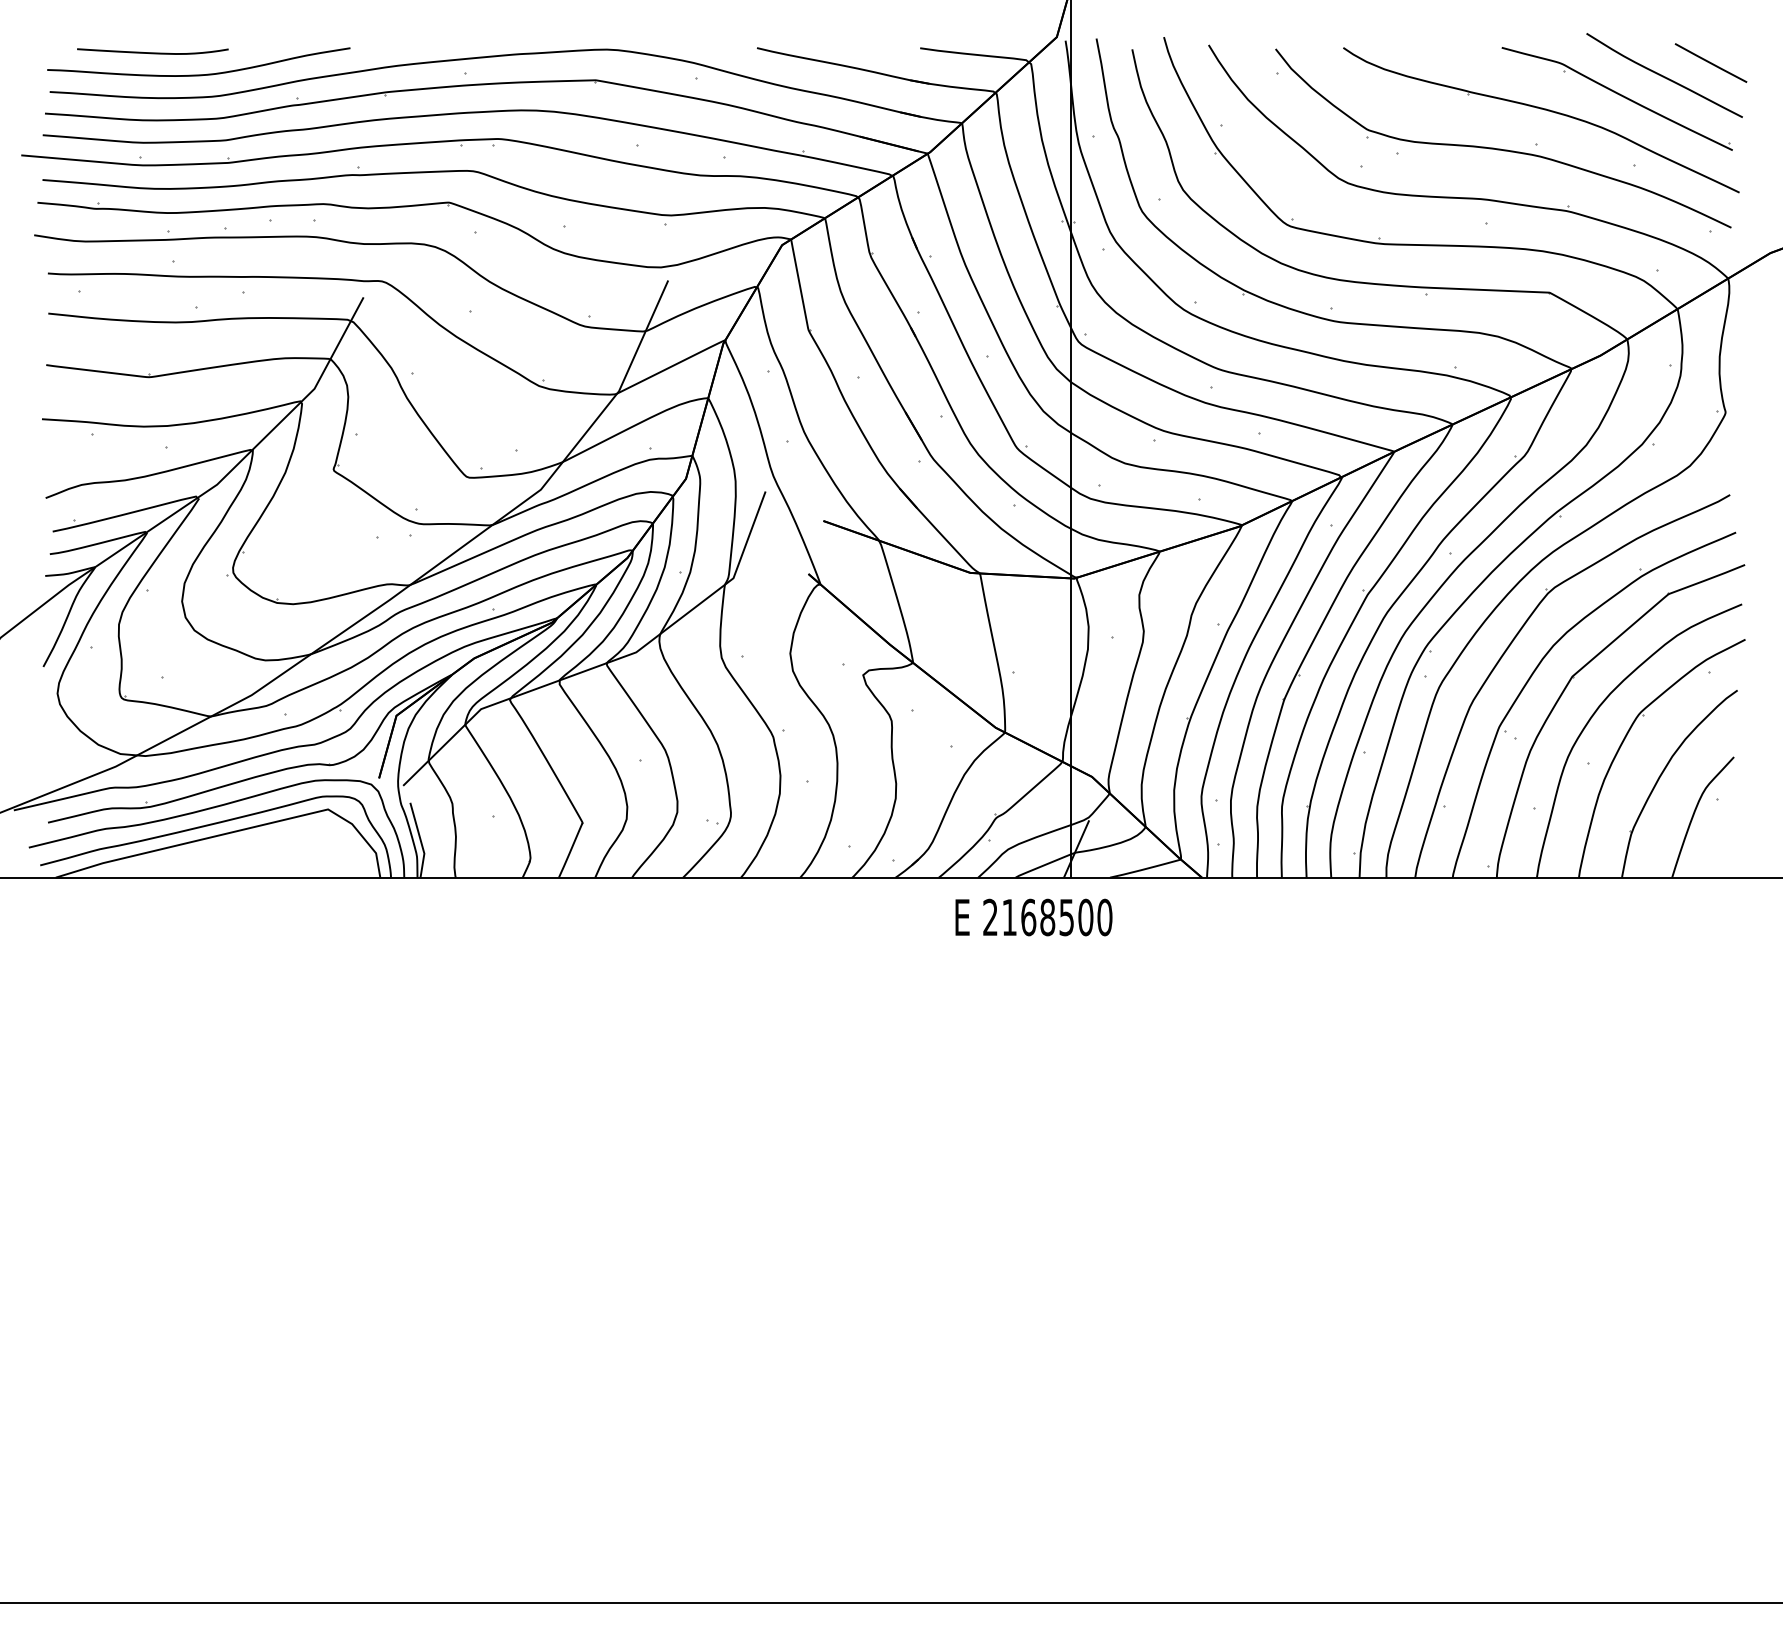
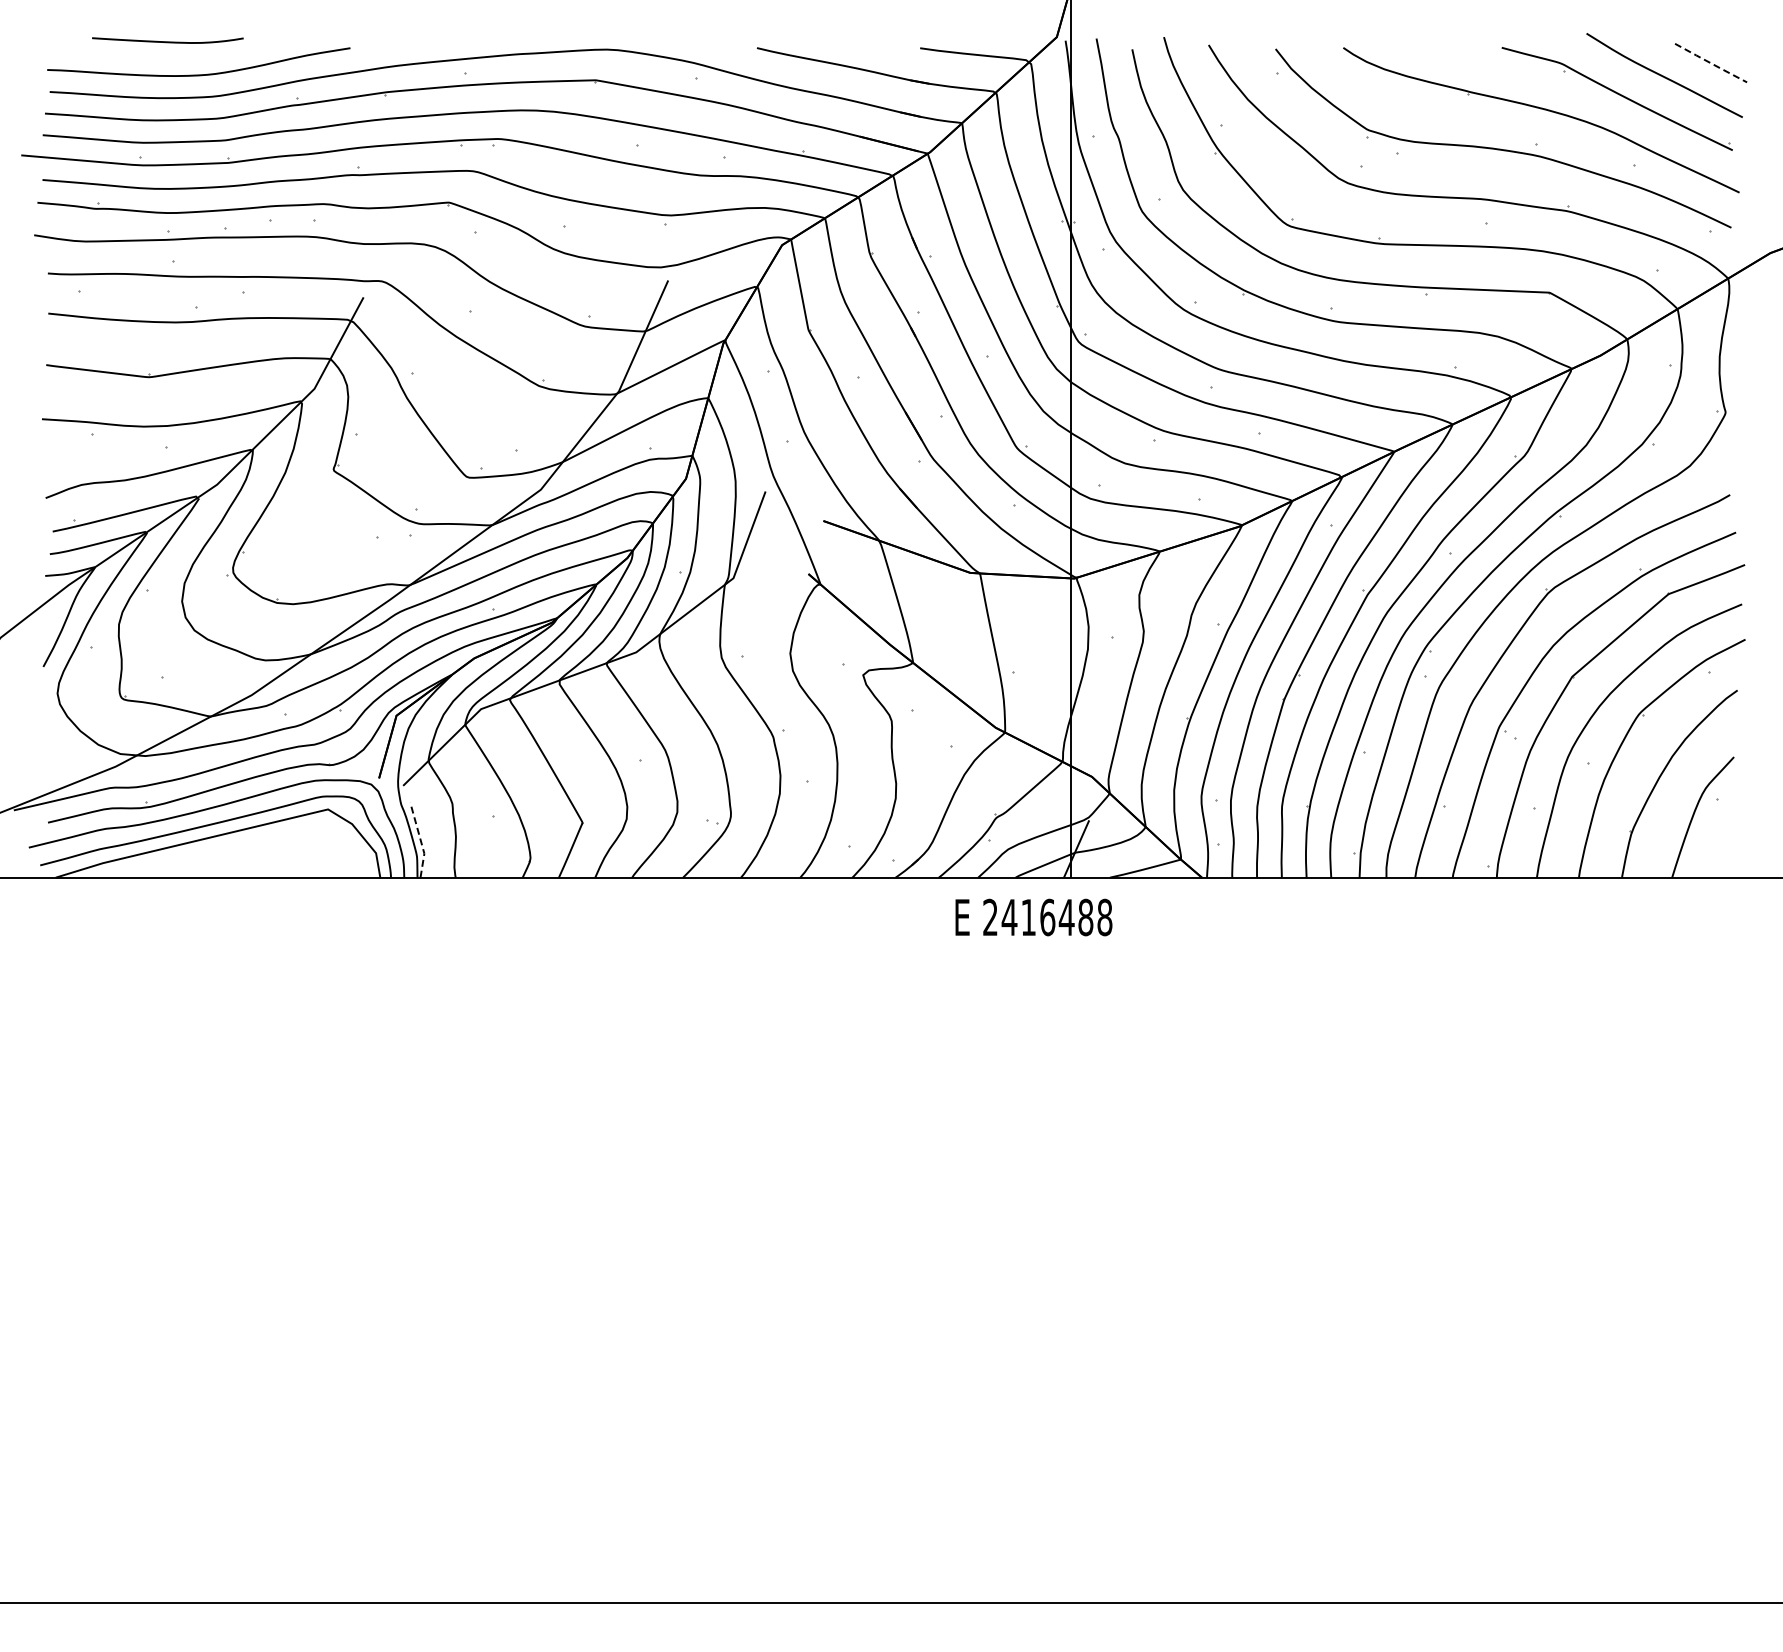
curve position: (152, 52) -> (167, 41) (167, 41)
line: solid -> dashed (1710, 63)
line: solid -> dashed (420, 840)
text: 2168500 -> 2416488 (1056, 917)
